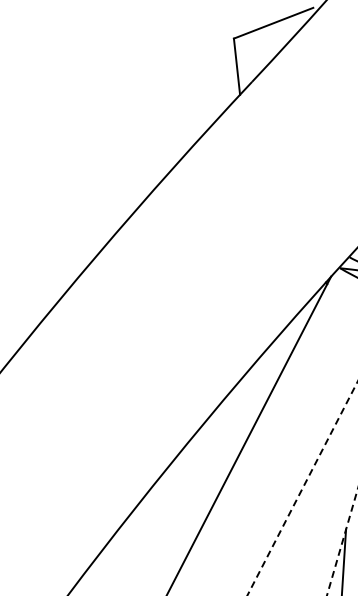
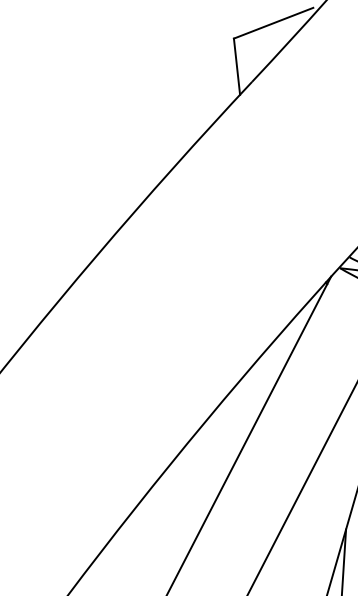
line: dashed -> solid (302, 488)
line: dashed -> solid (342, 542)
